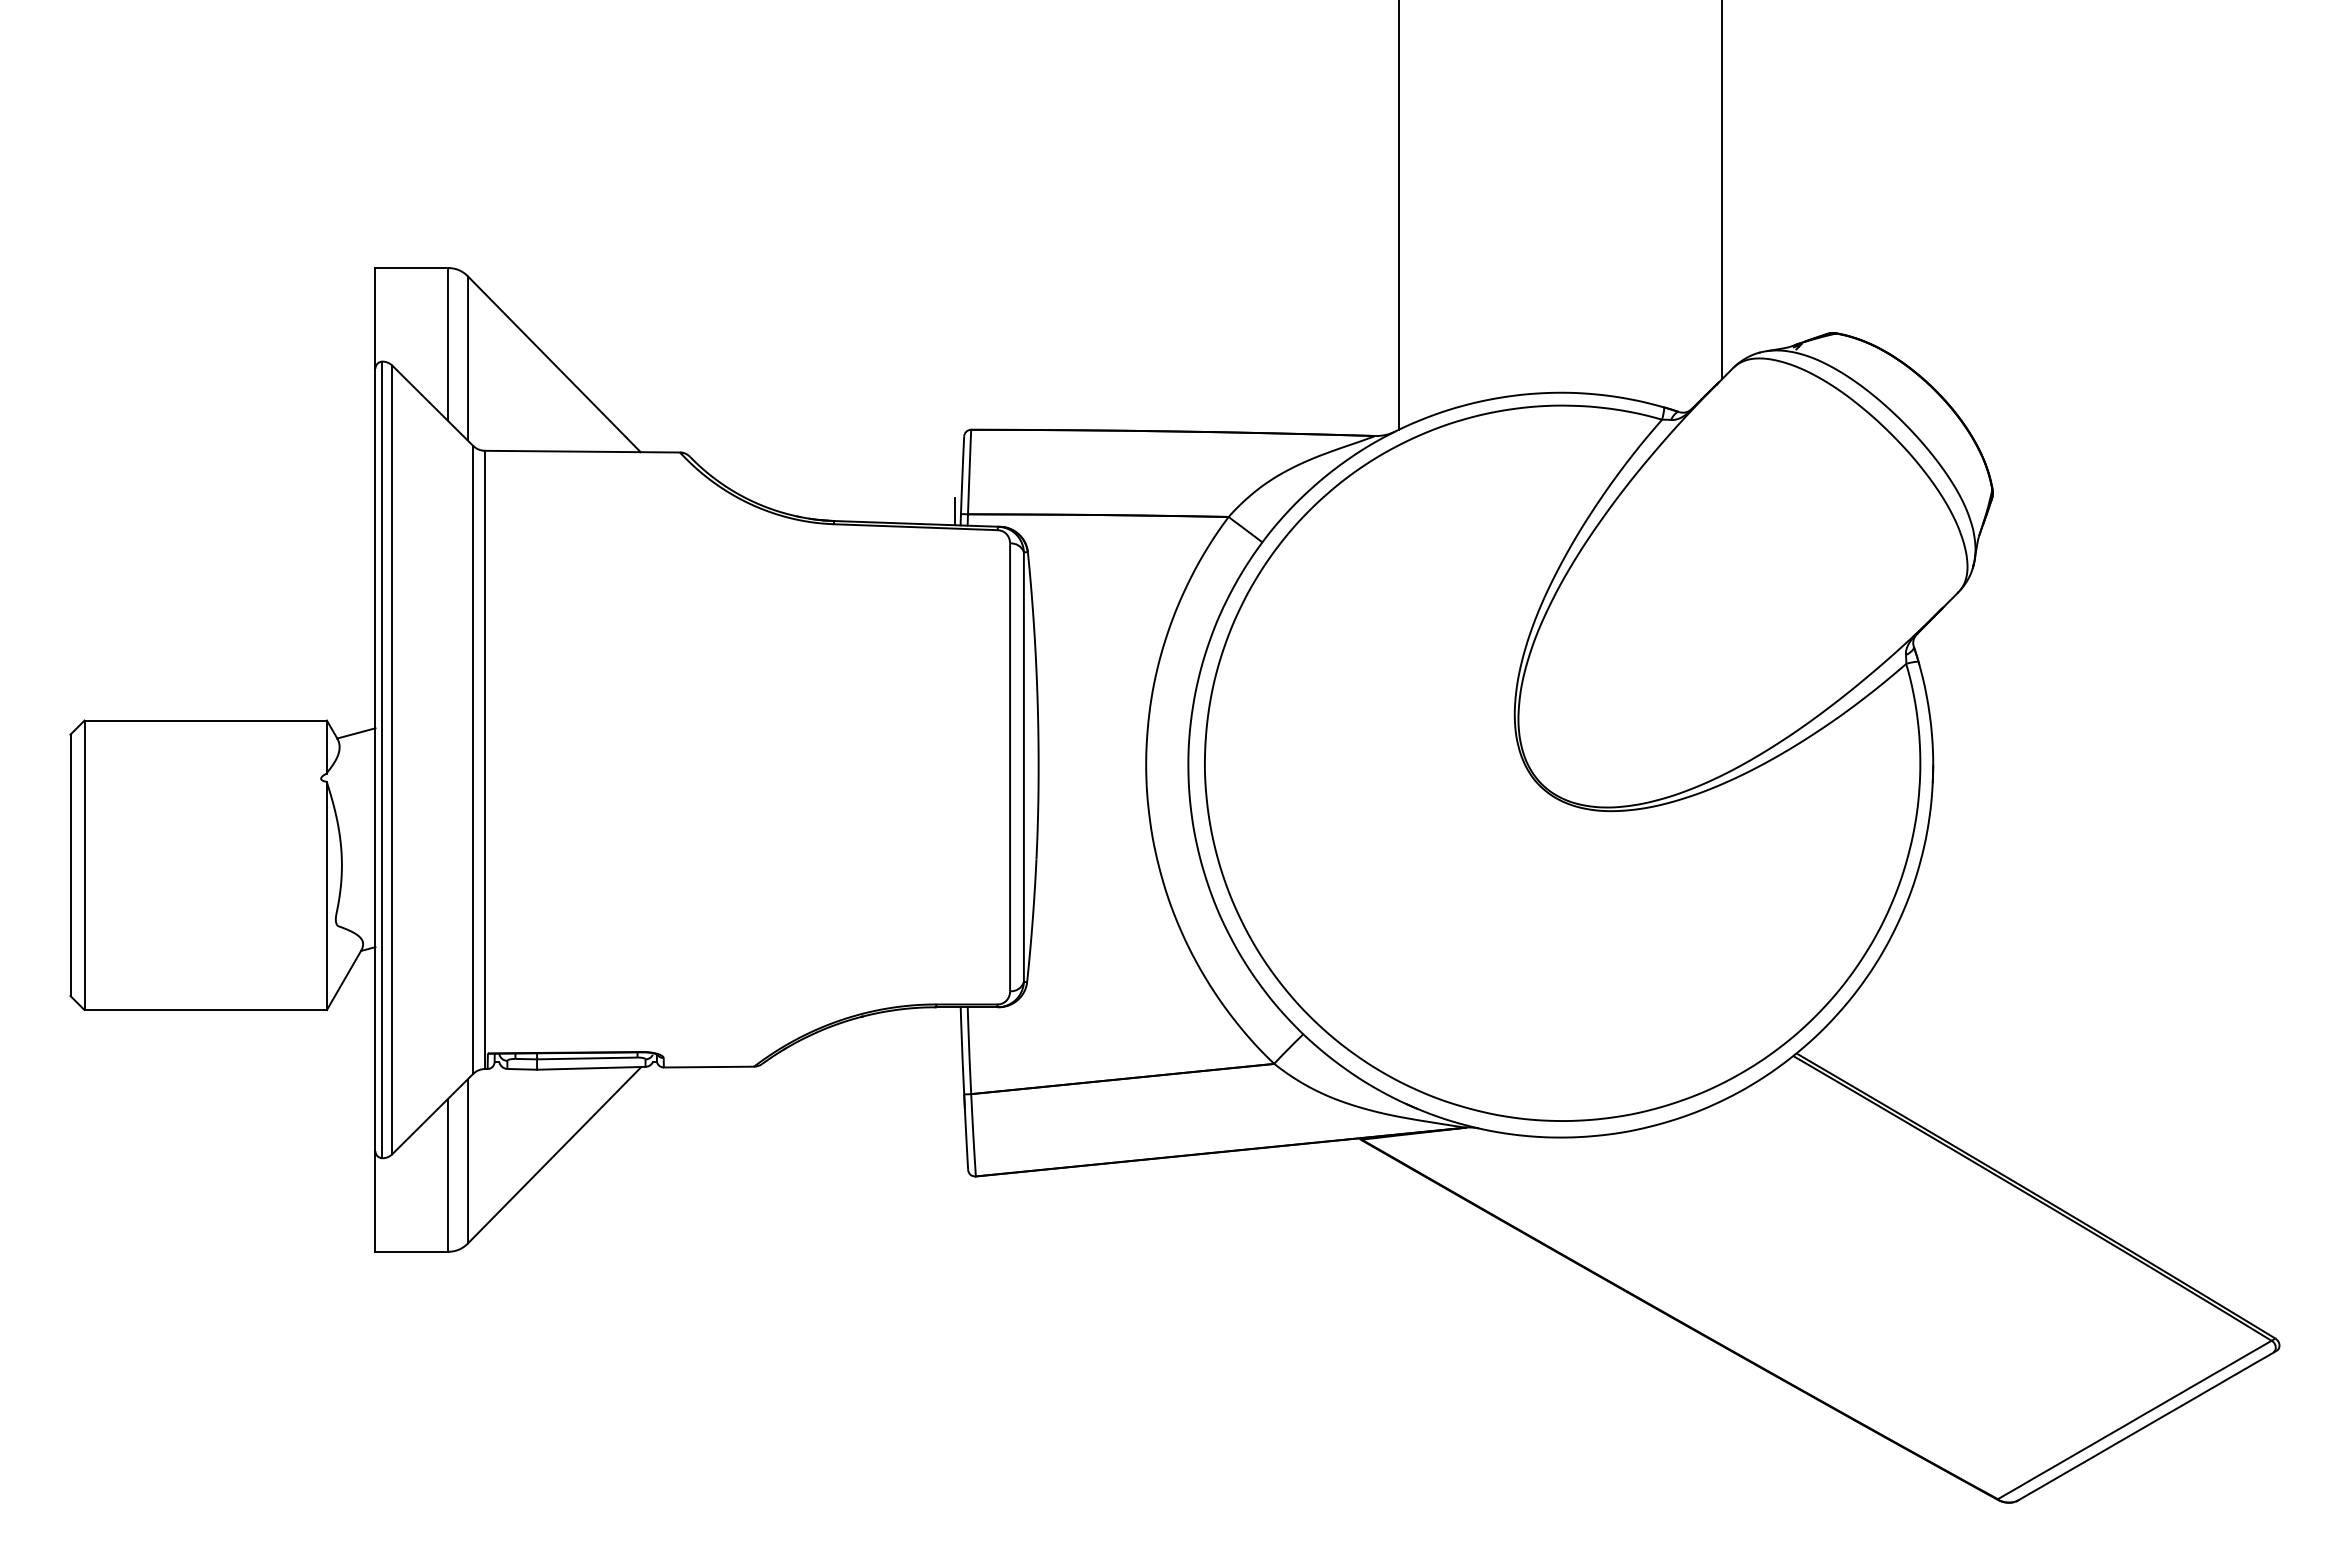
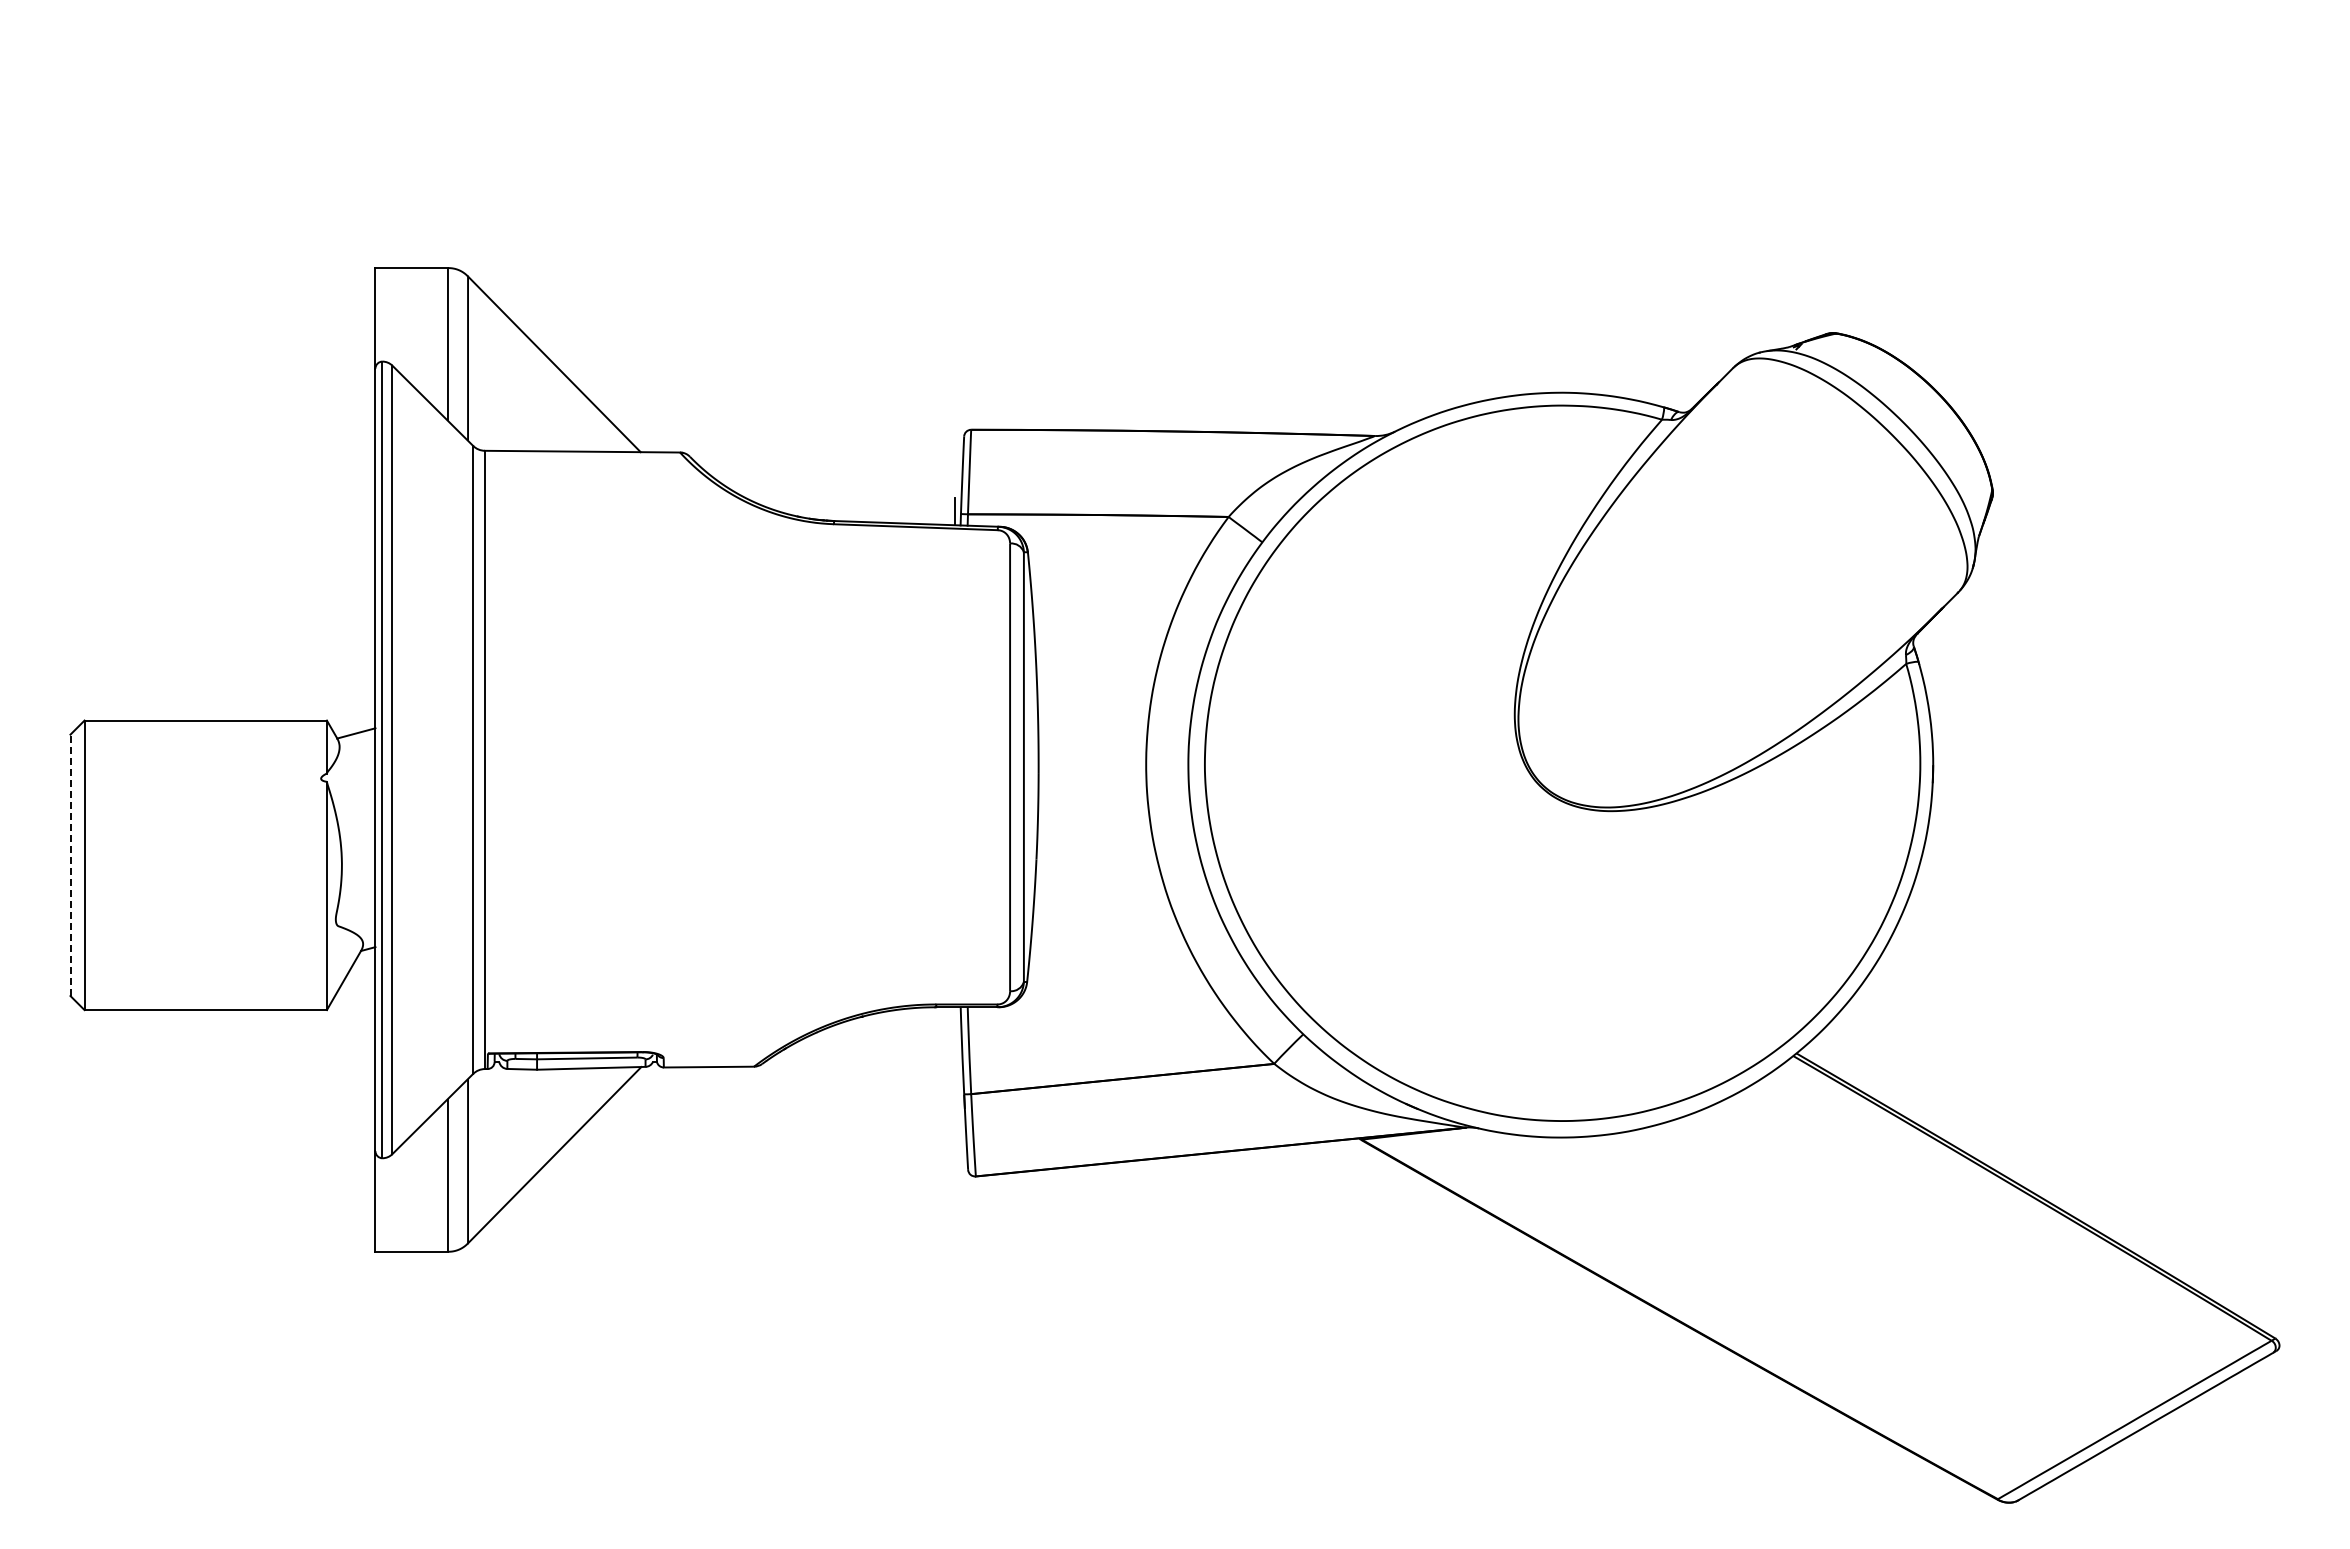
line: present -> none (1722, 190)
line: present -> none (1399, 215)
line: solid -> dashed (70, 865)
